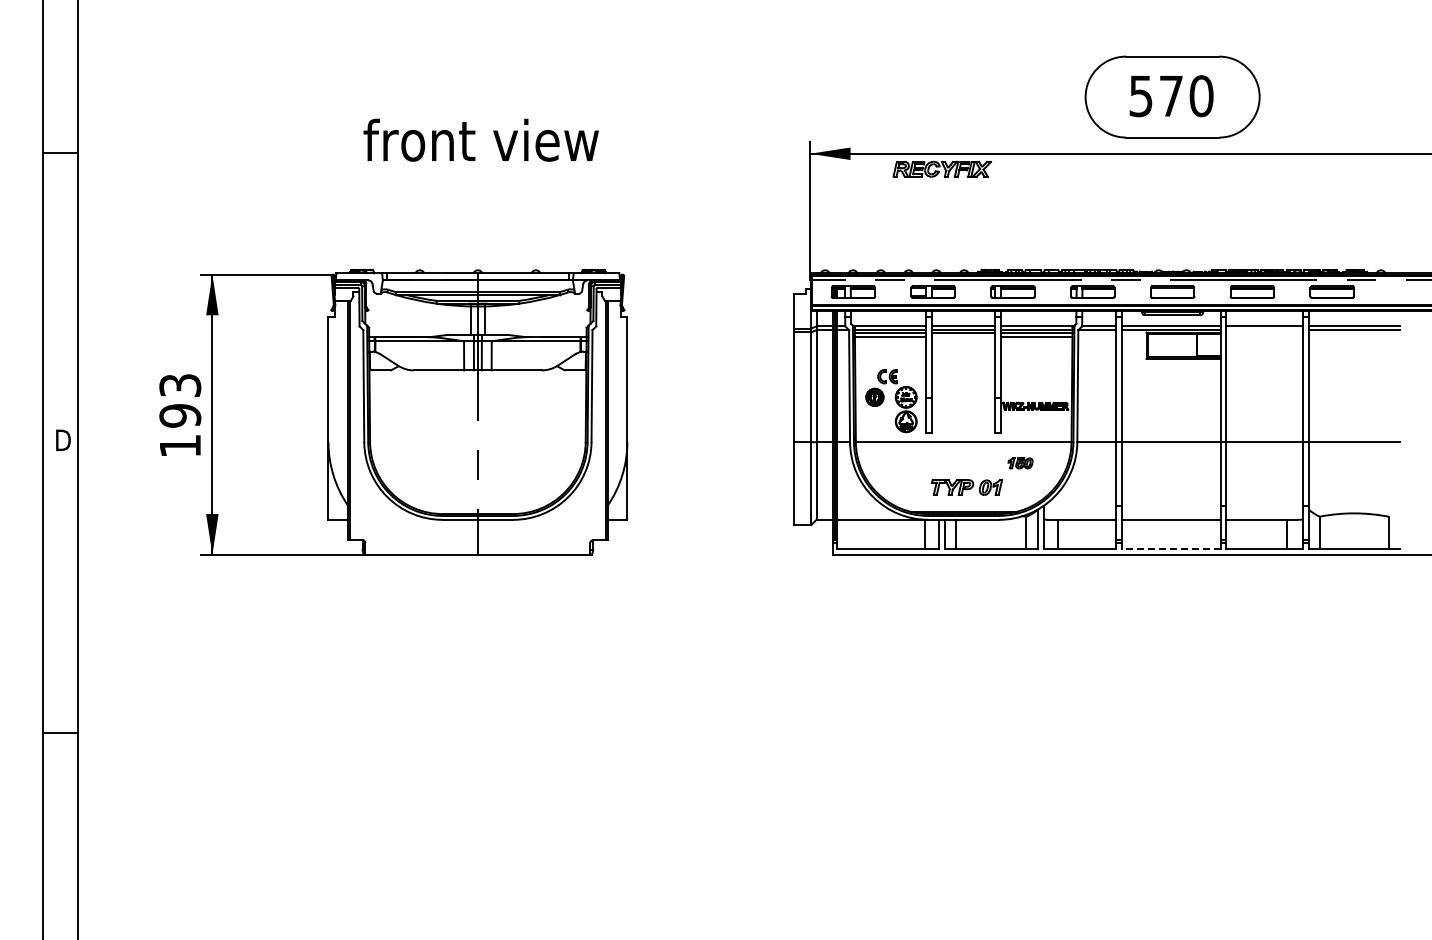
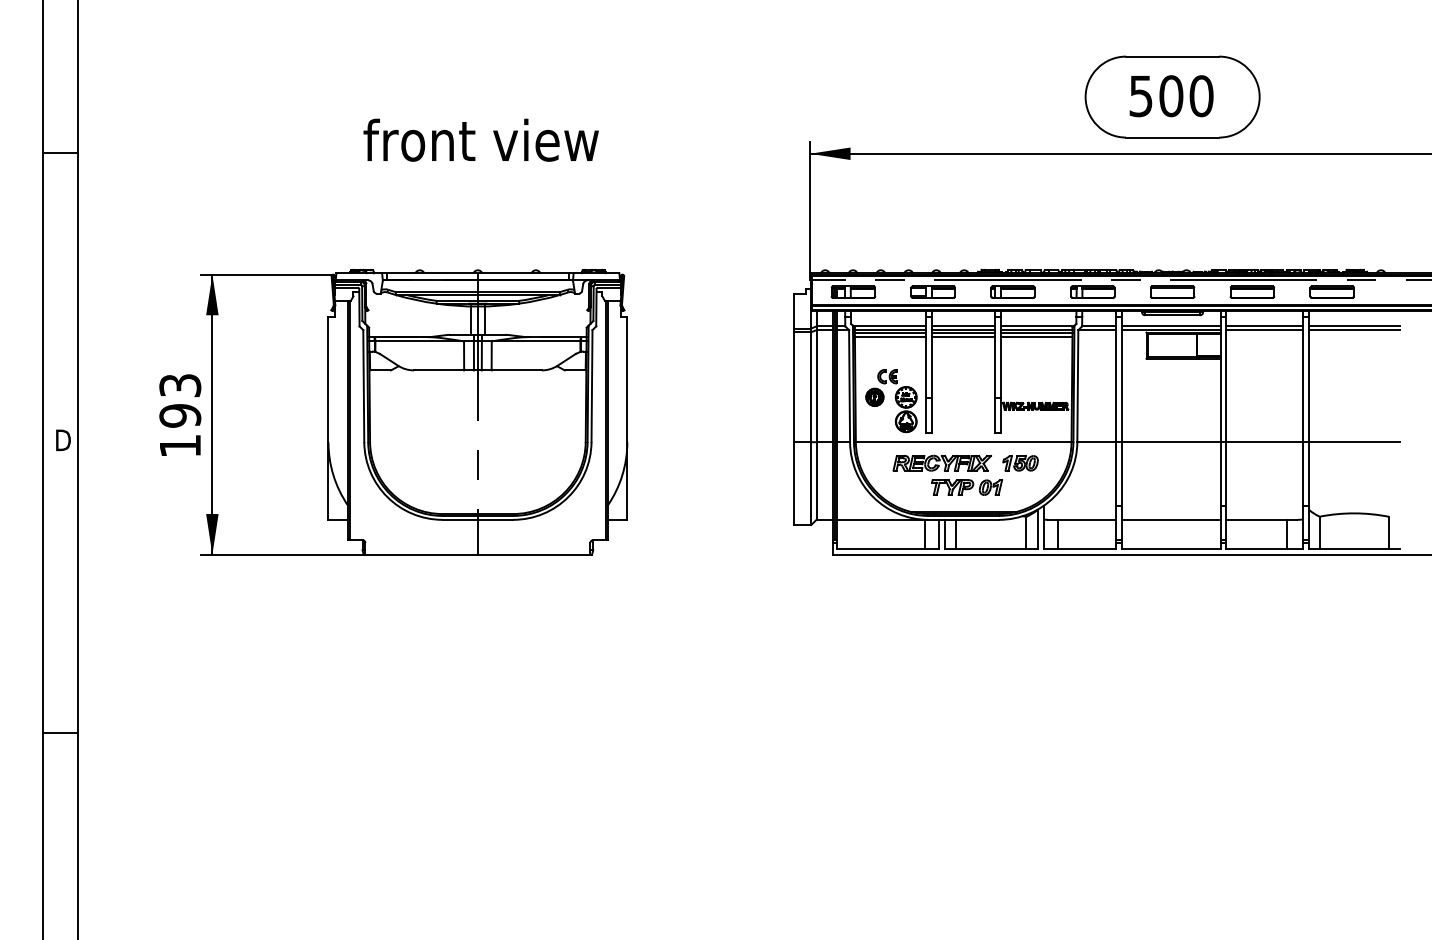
text: 570 -> 500 (1171, 96)
part position: (941, 168) -> (941, 462) (941, 462)
line: none -> present (1264, 330)
line: none -> present (963, 337)
part size: 27x13 px -> 37x17 px (1020, 463)
line: dashed -> solid (1171, 548)
